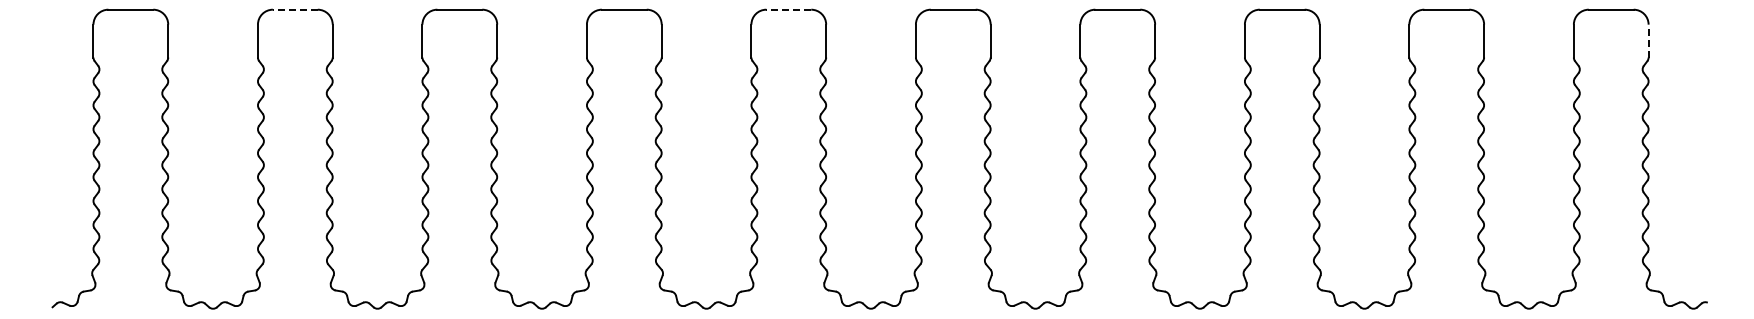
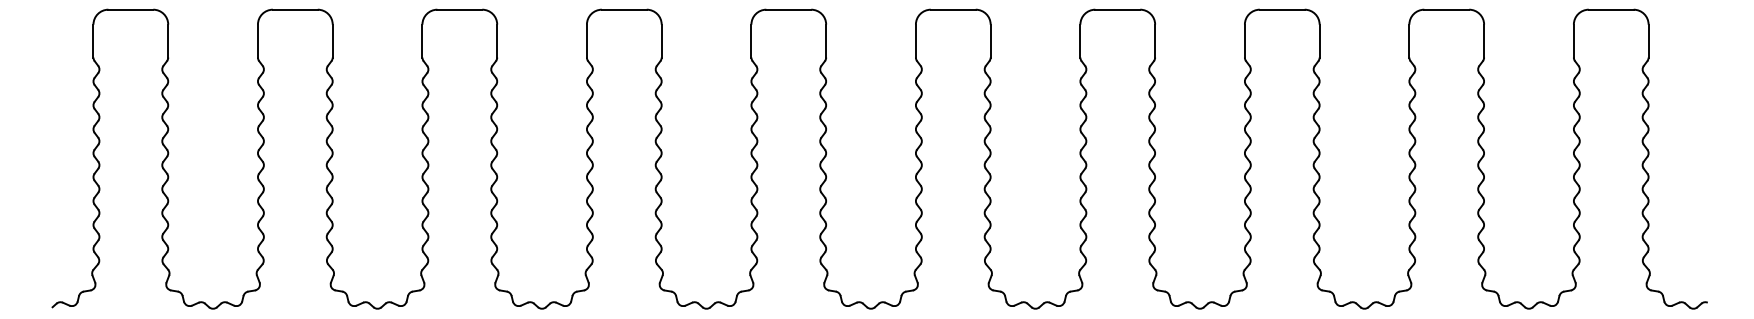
line: dashed -> solid (294, 9)
line: dashed -> solid (788, 9)
line: dashed -> solid (1648, 40)
